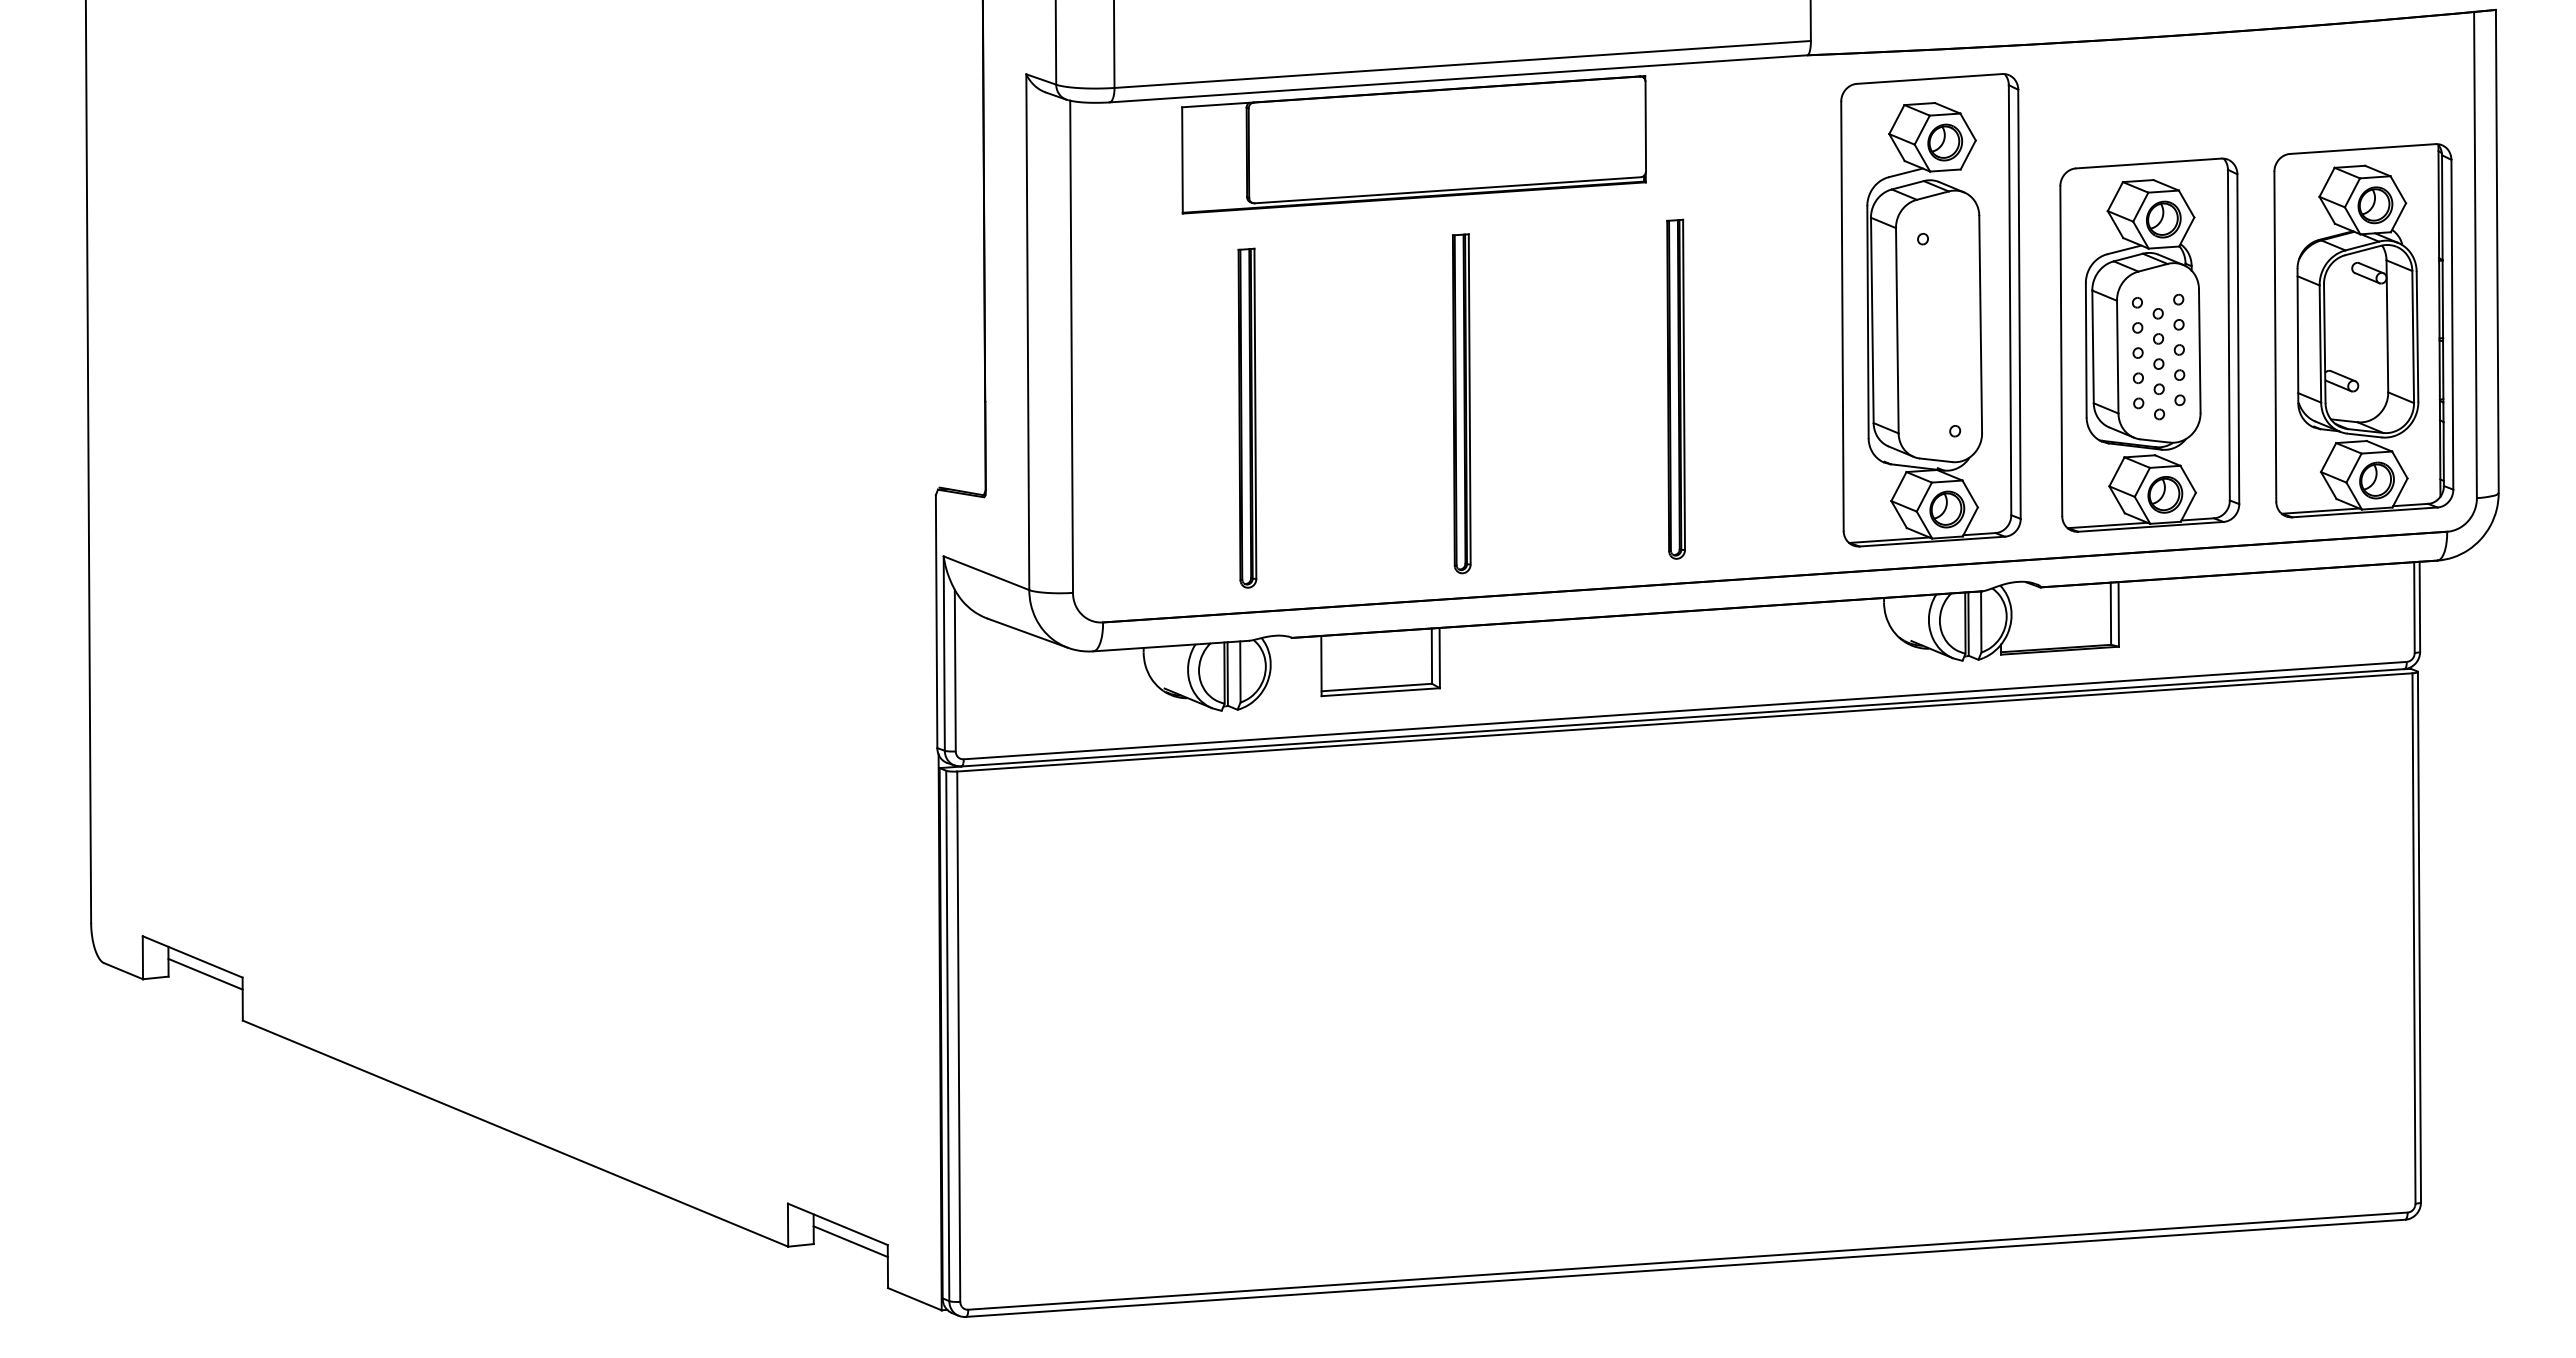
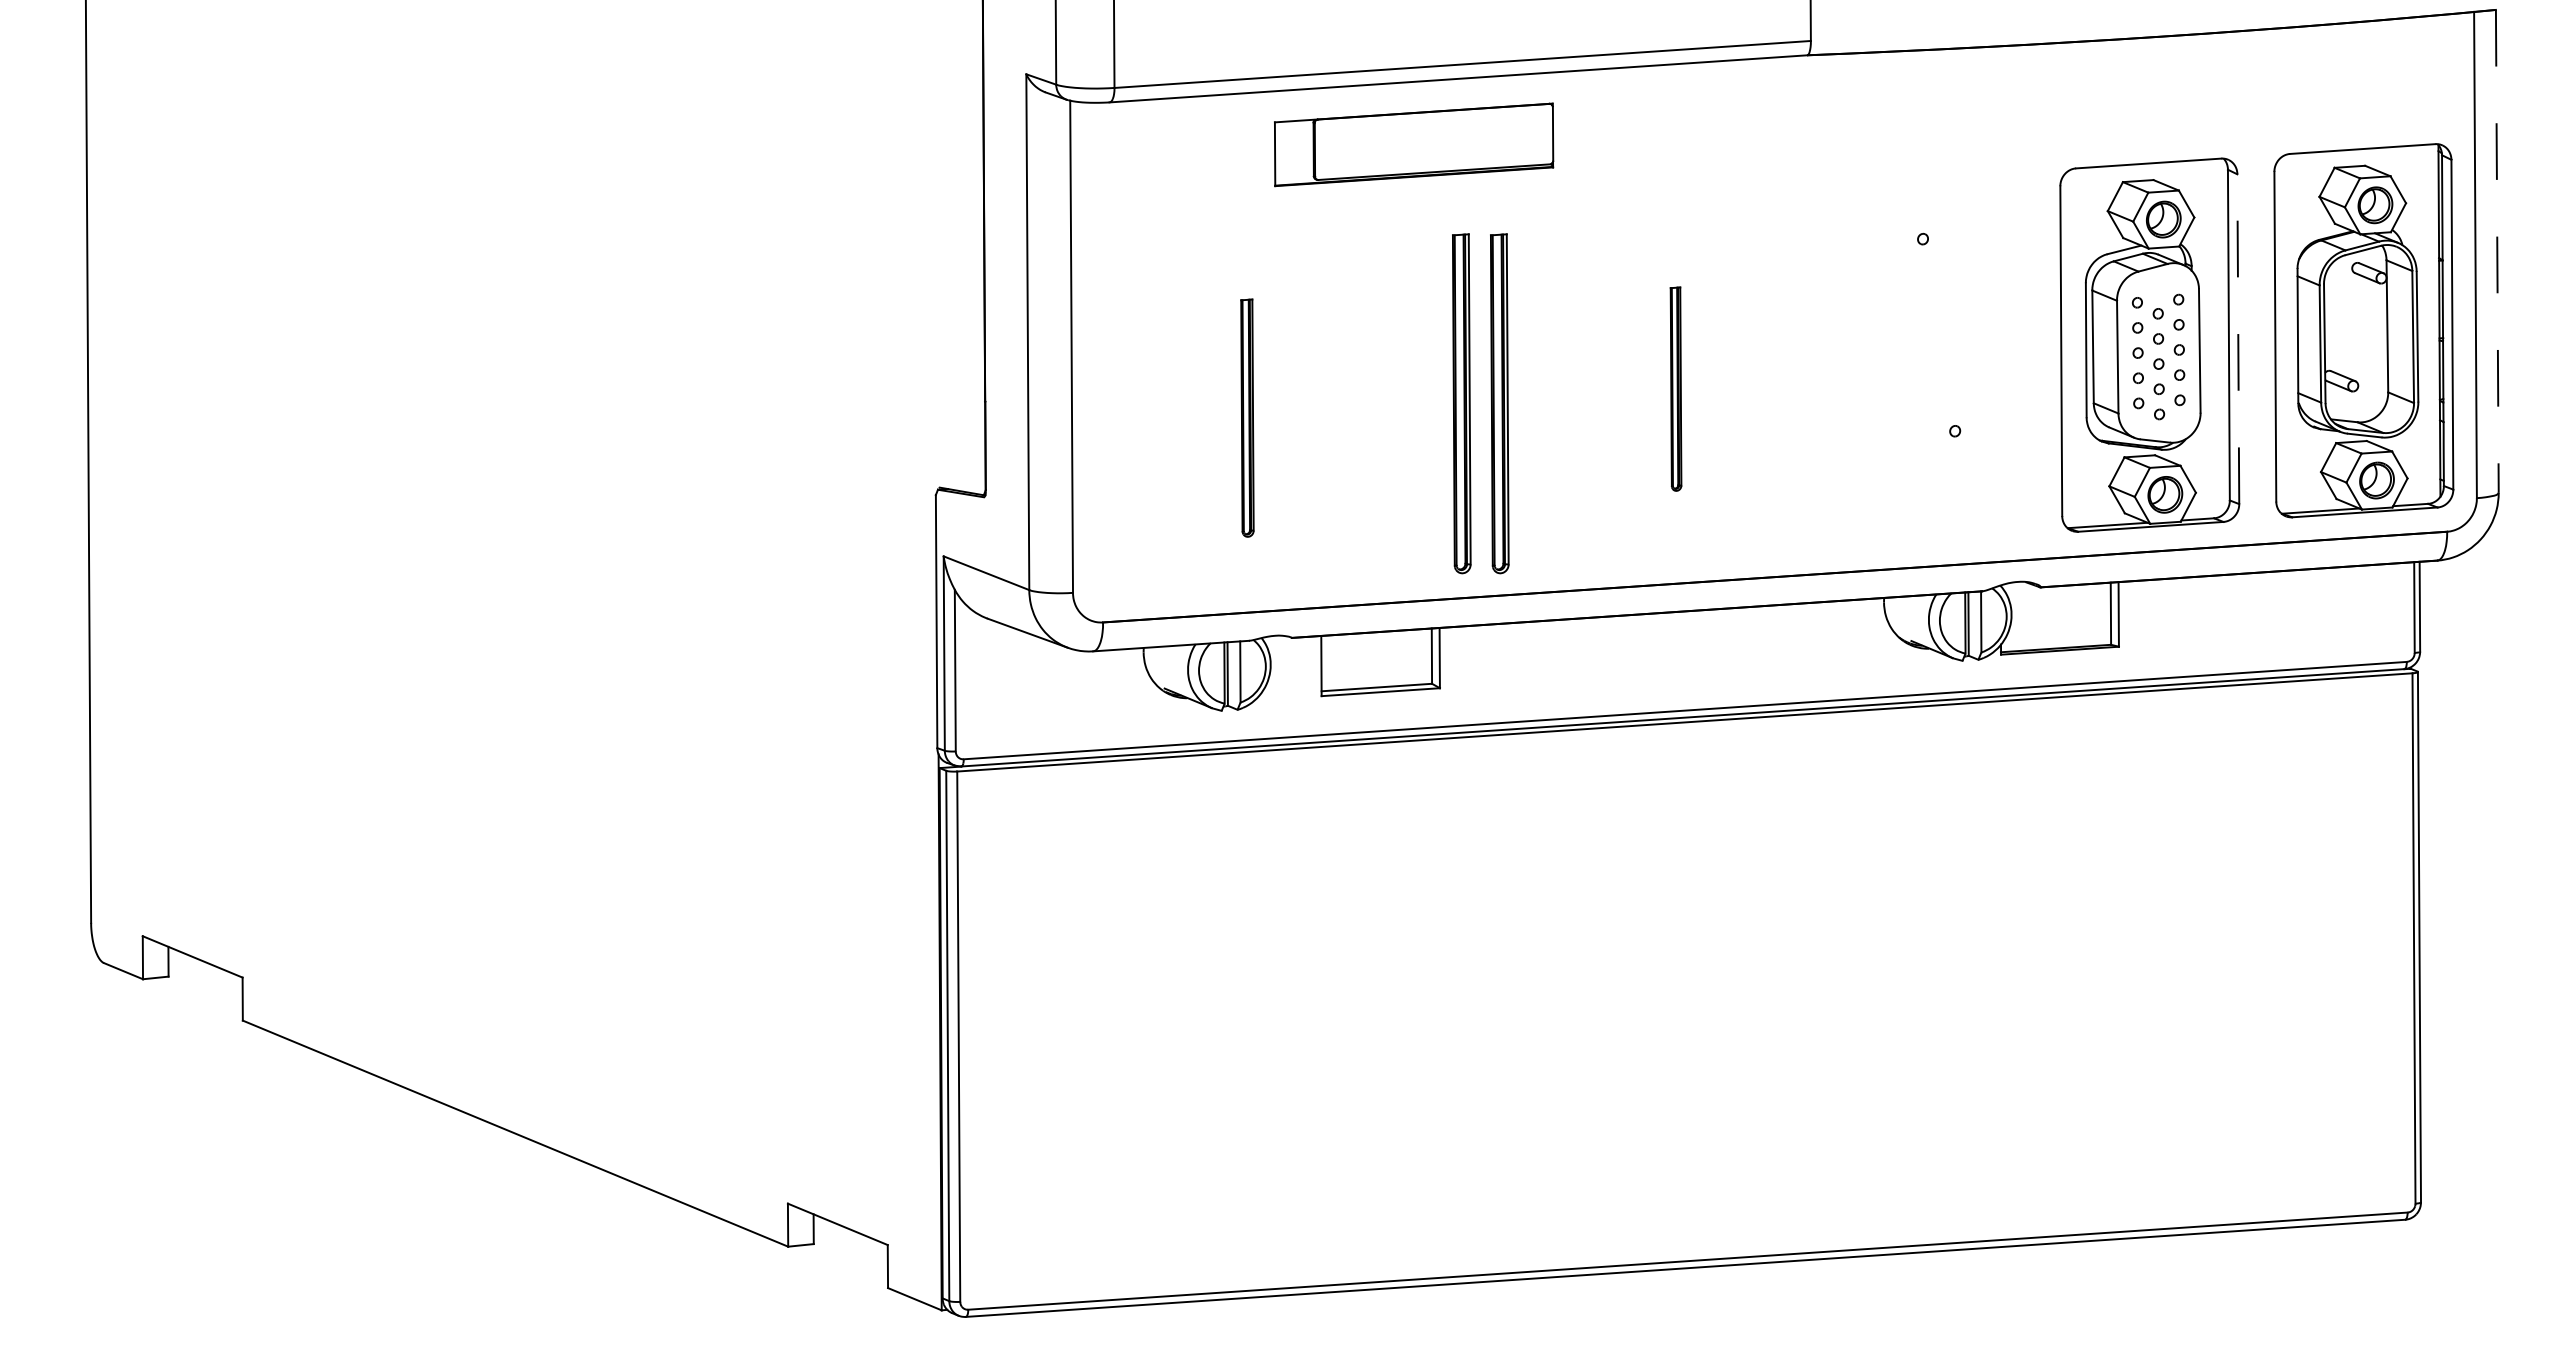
part size: 466x140 px -> 281x86 px (1414, 144)
line: solid -> dashed (2497, 251)
part: present -> none (1930, 310)
line: solid -> dashed (2238, 339)
part size: 20x342 px -> 14x206 px (1675, 388)
part: none -> present (1499, 403)
part size: 21x342 px -> 15x240 px (1247, 417)
line: present -> none (205, 973)
line: present -> none (850, 1241)
